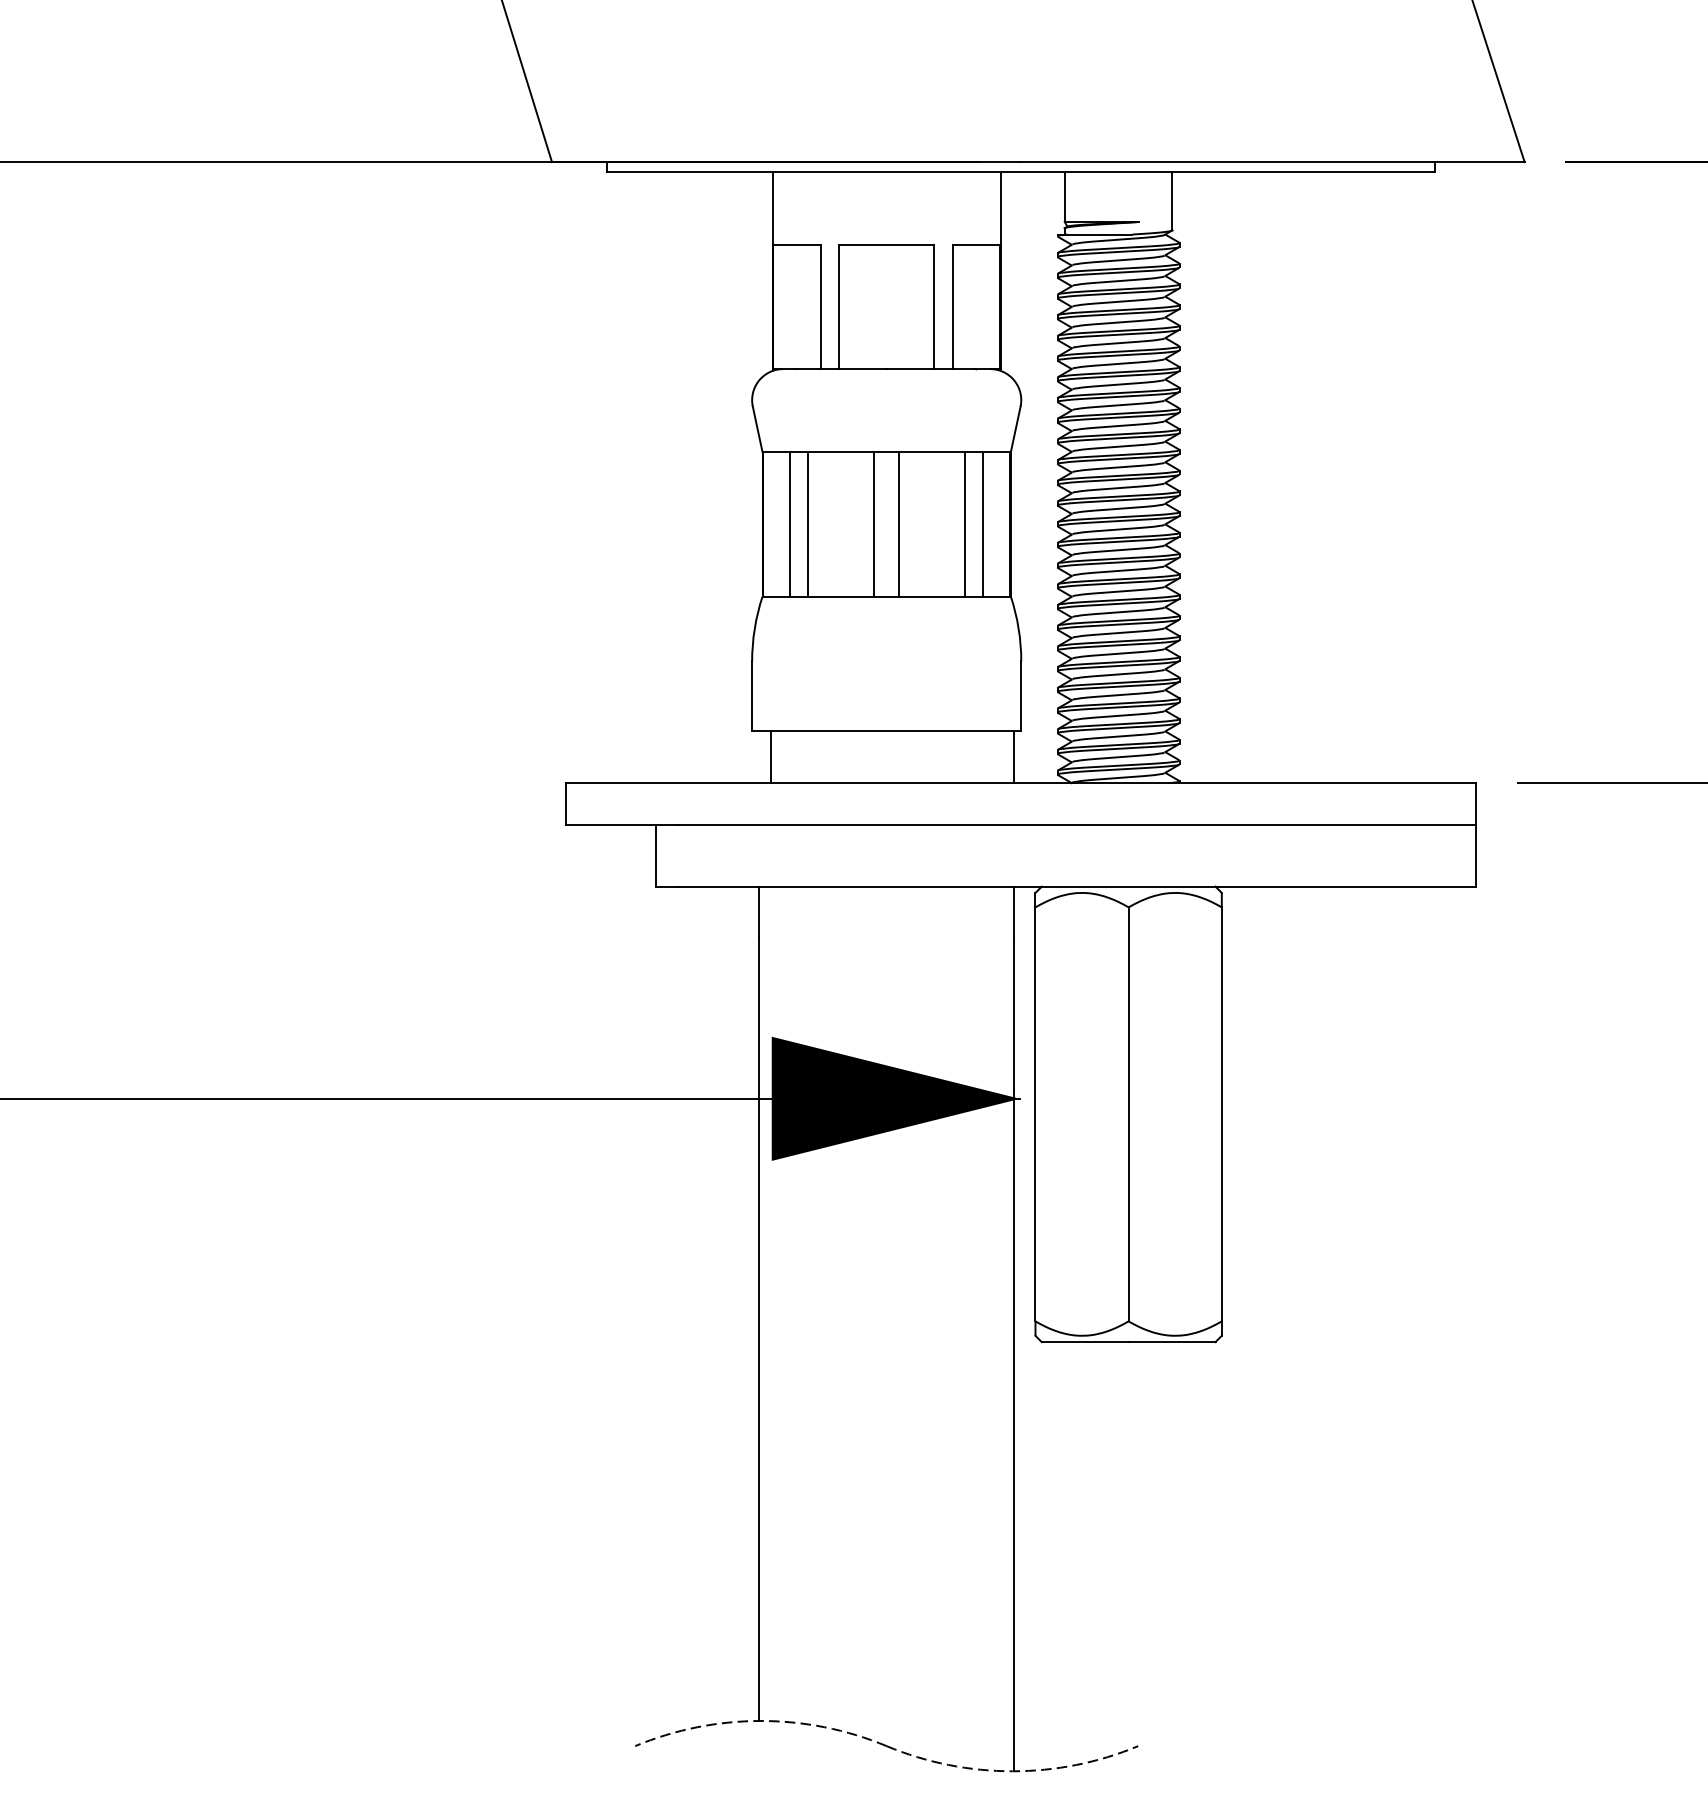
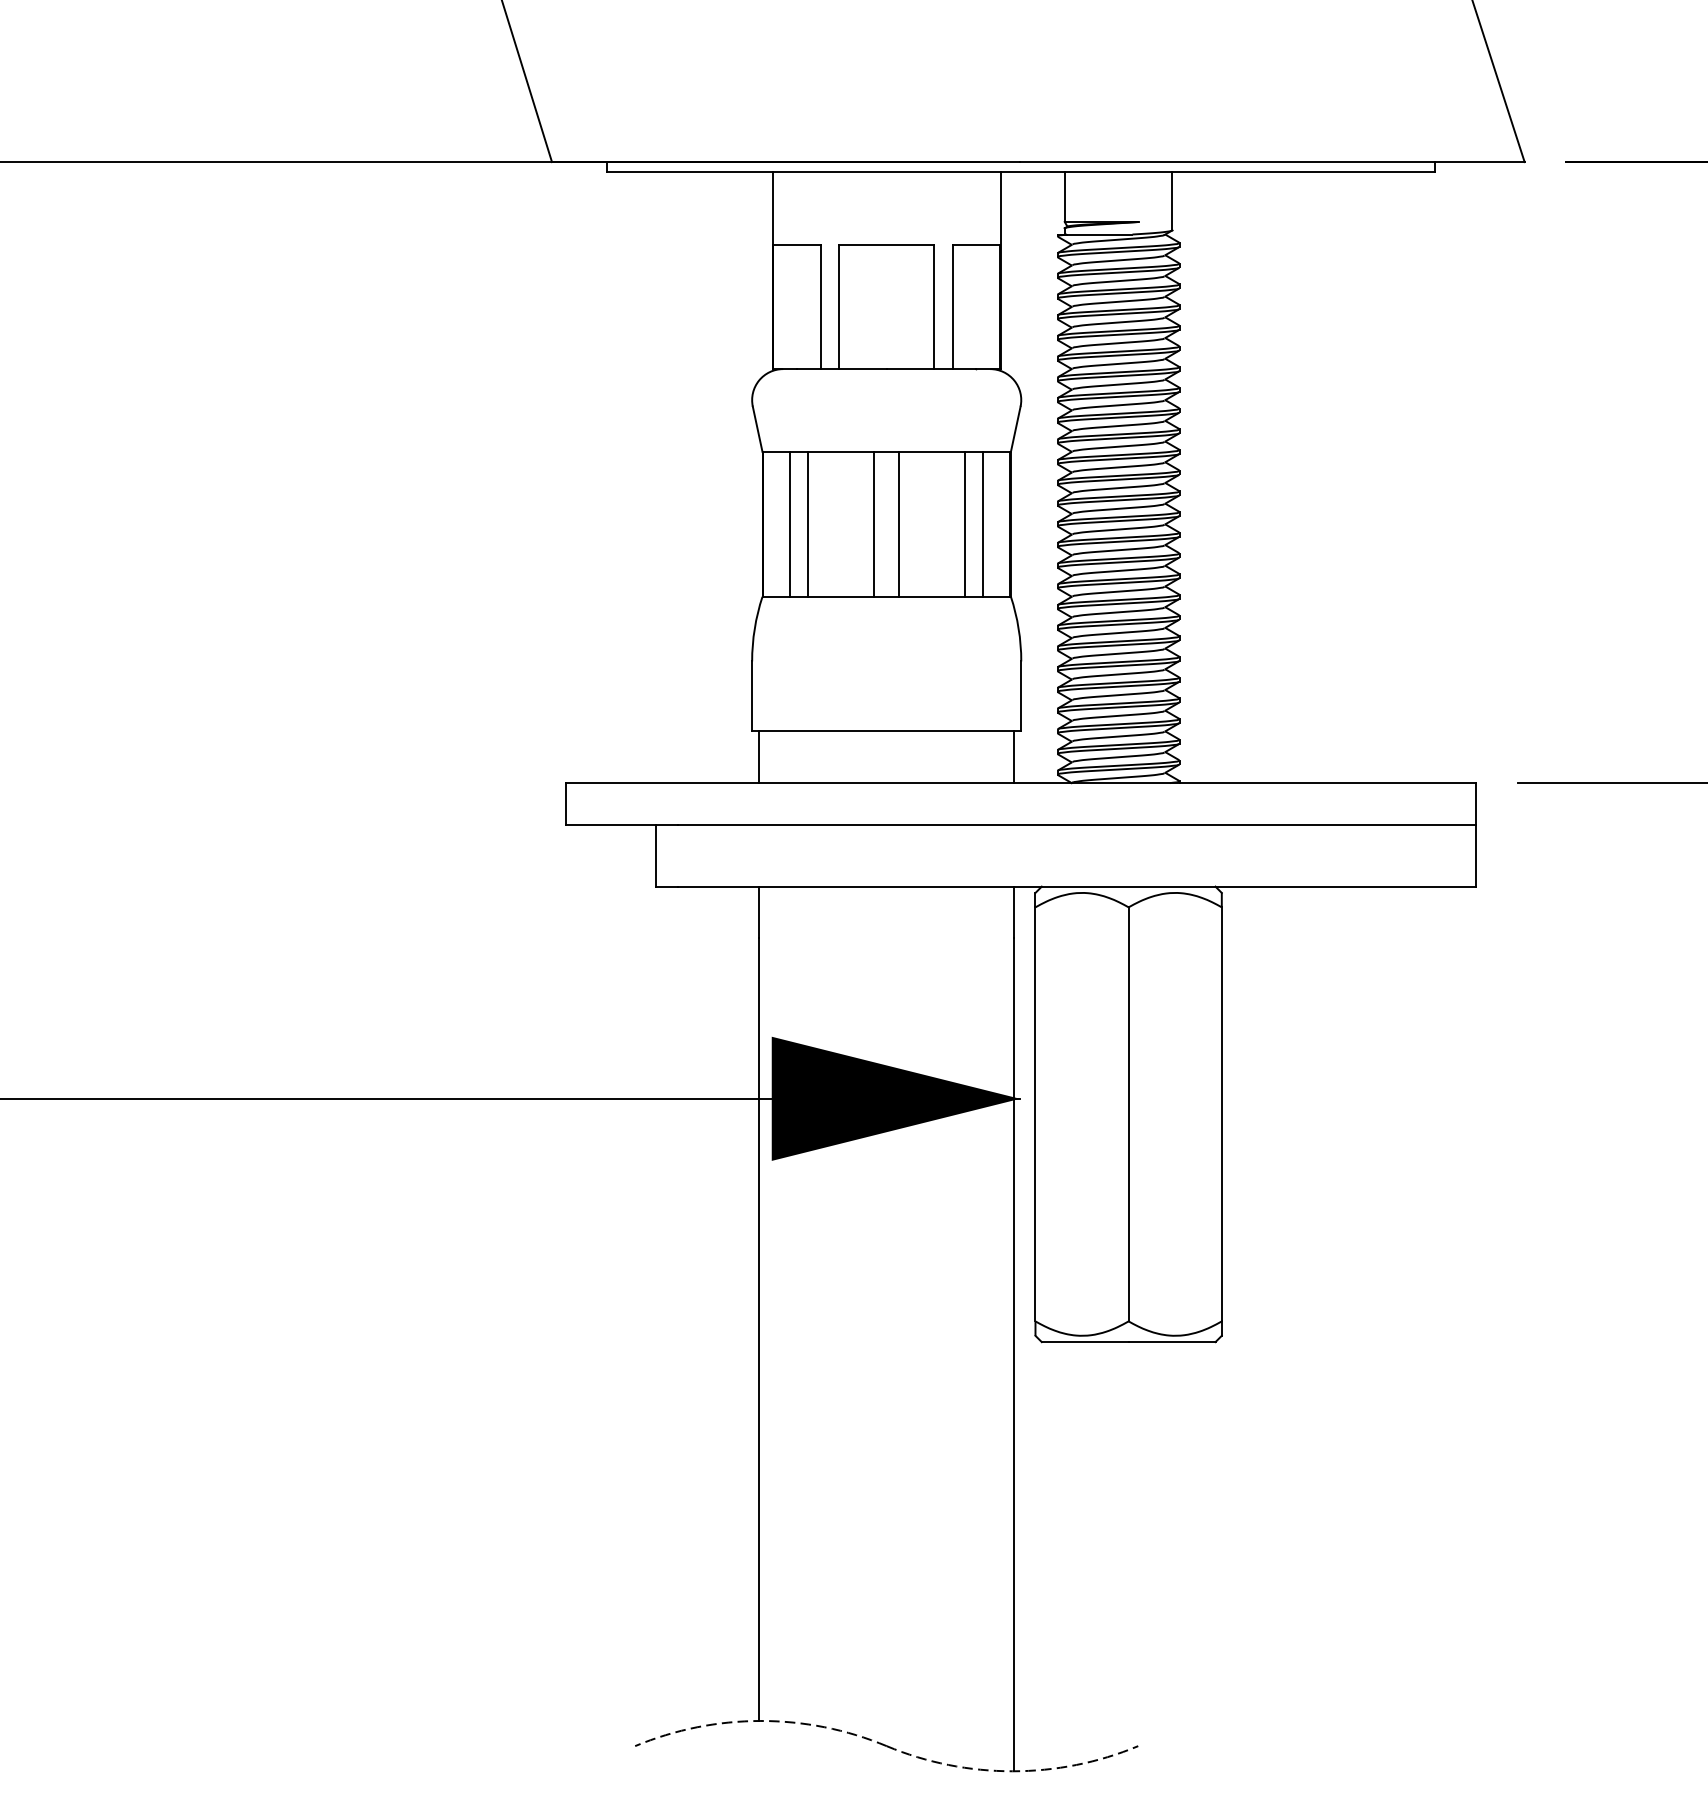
line position: (771, 757) -> (759, 757) (759, 757)
